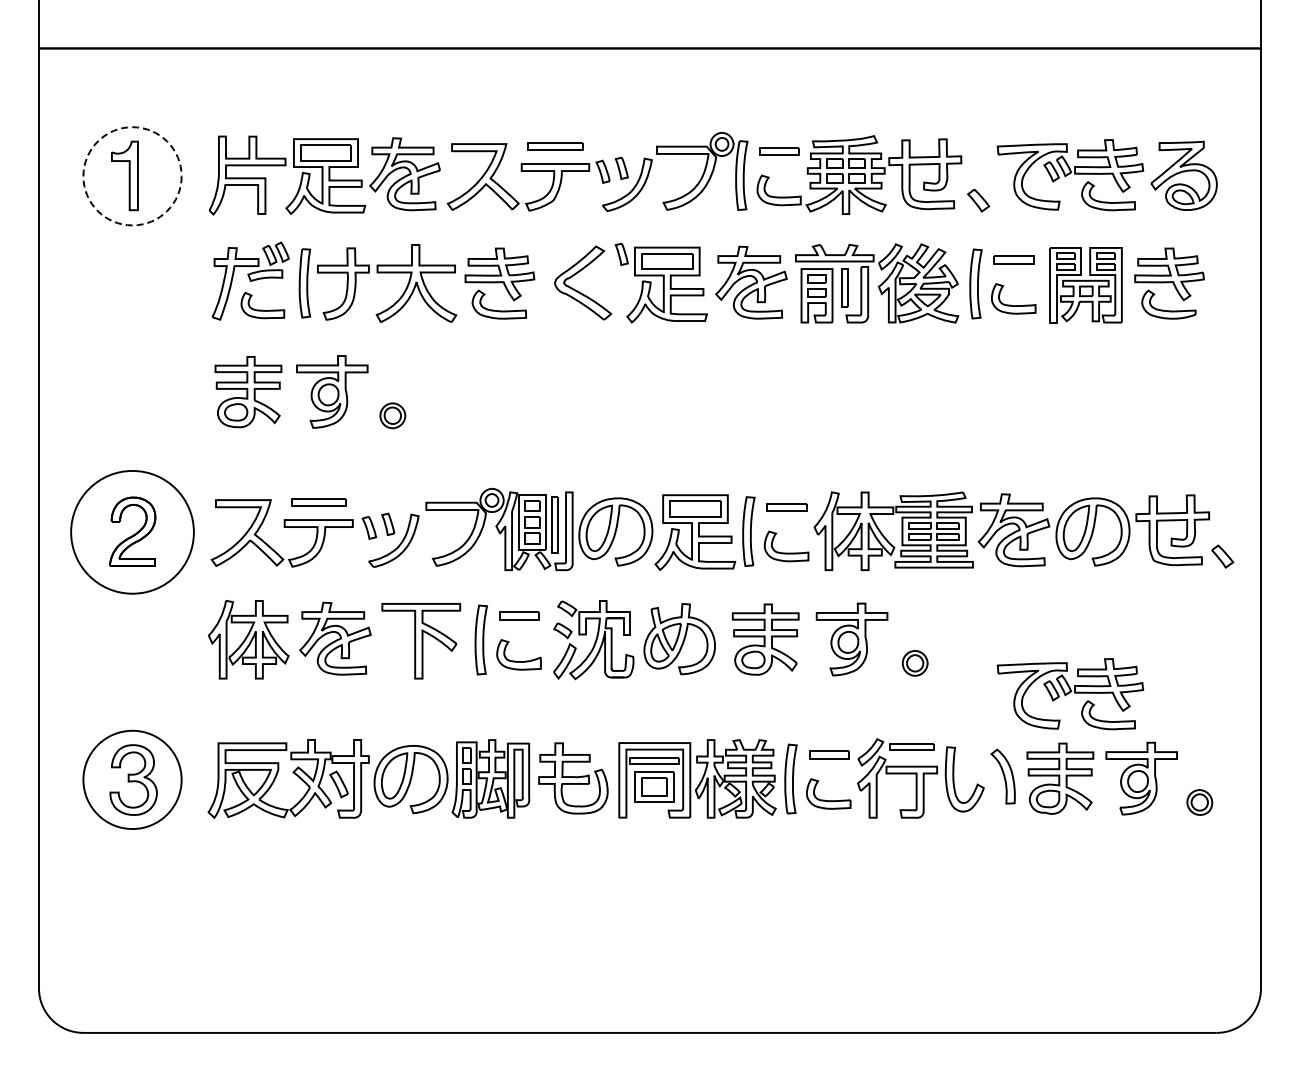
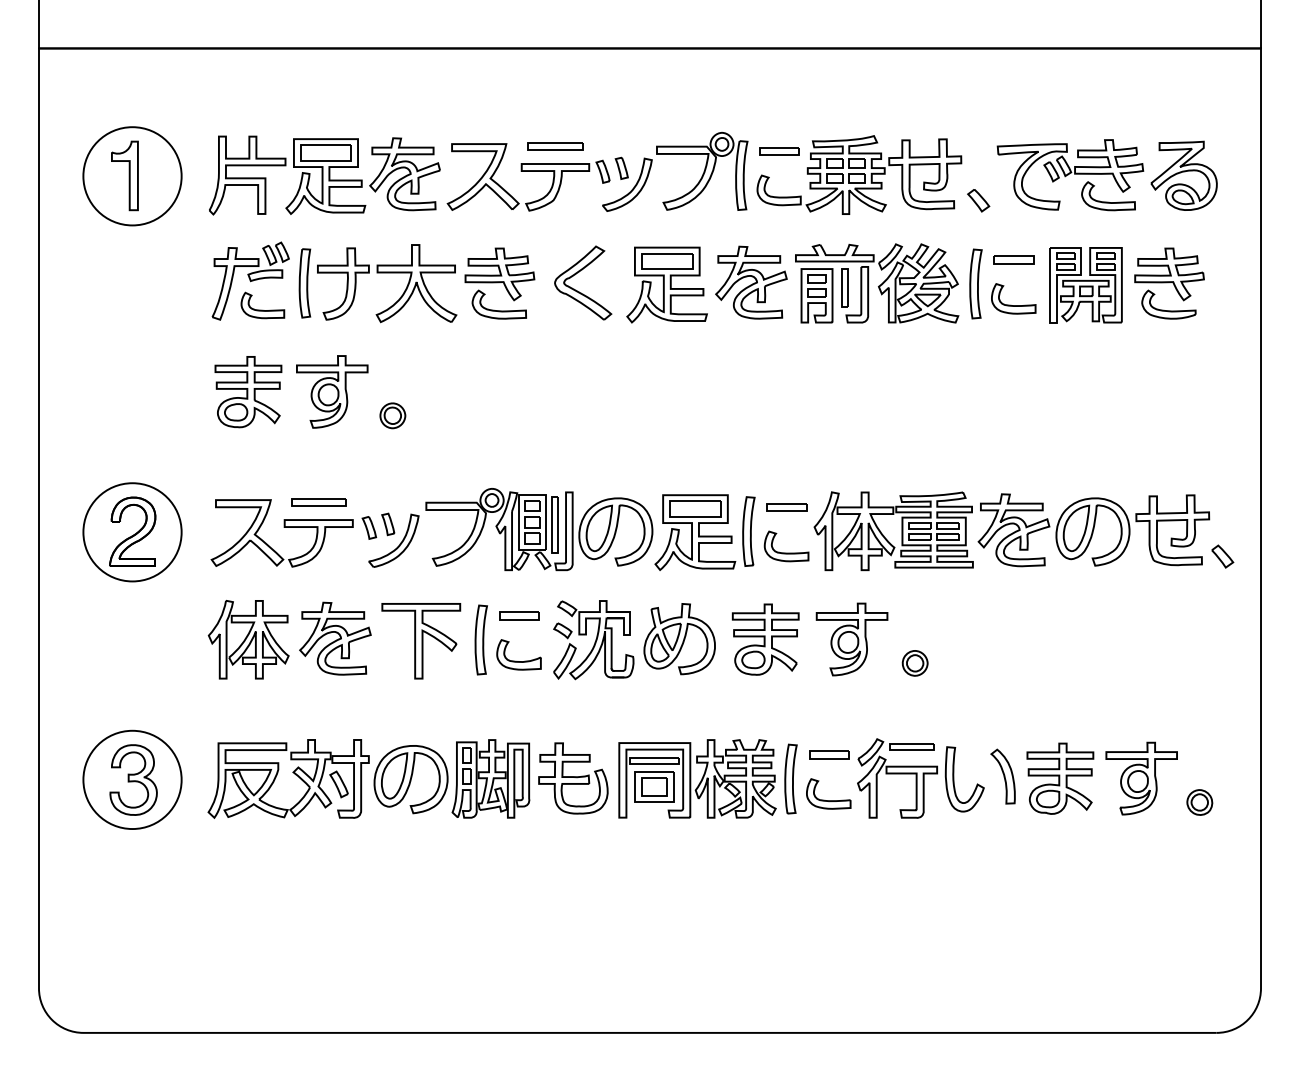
circle: dashed -> solid (132, 176)
part: present -> none (621, 253)
circle diameter: 123 px -> 98 px (132, 532)
part: present -> none (1070, 694)
